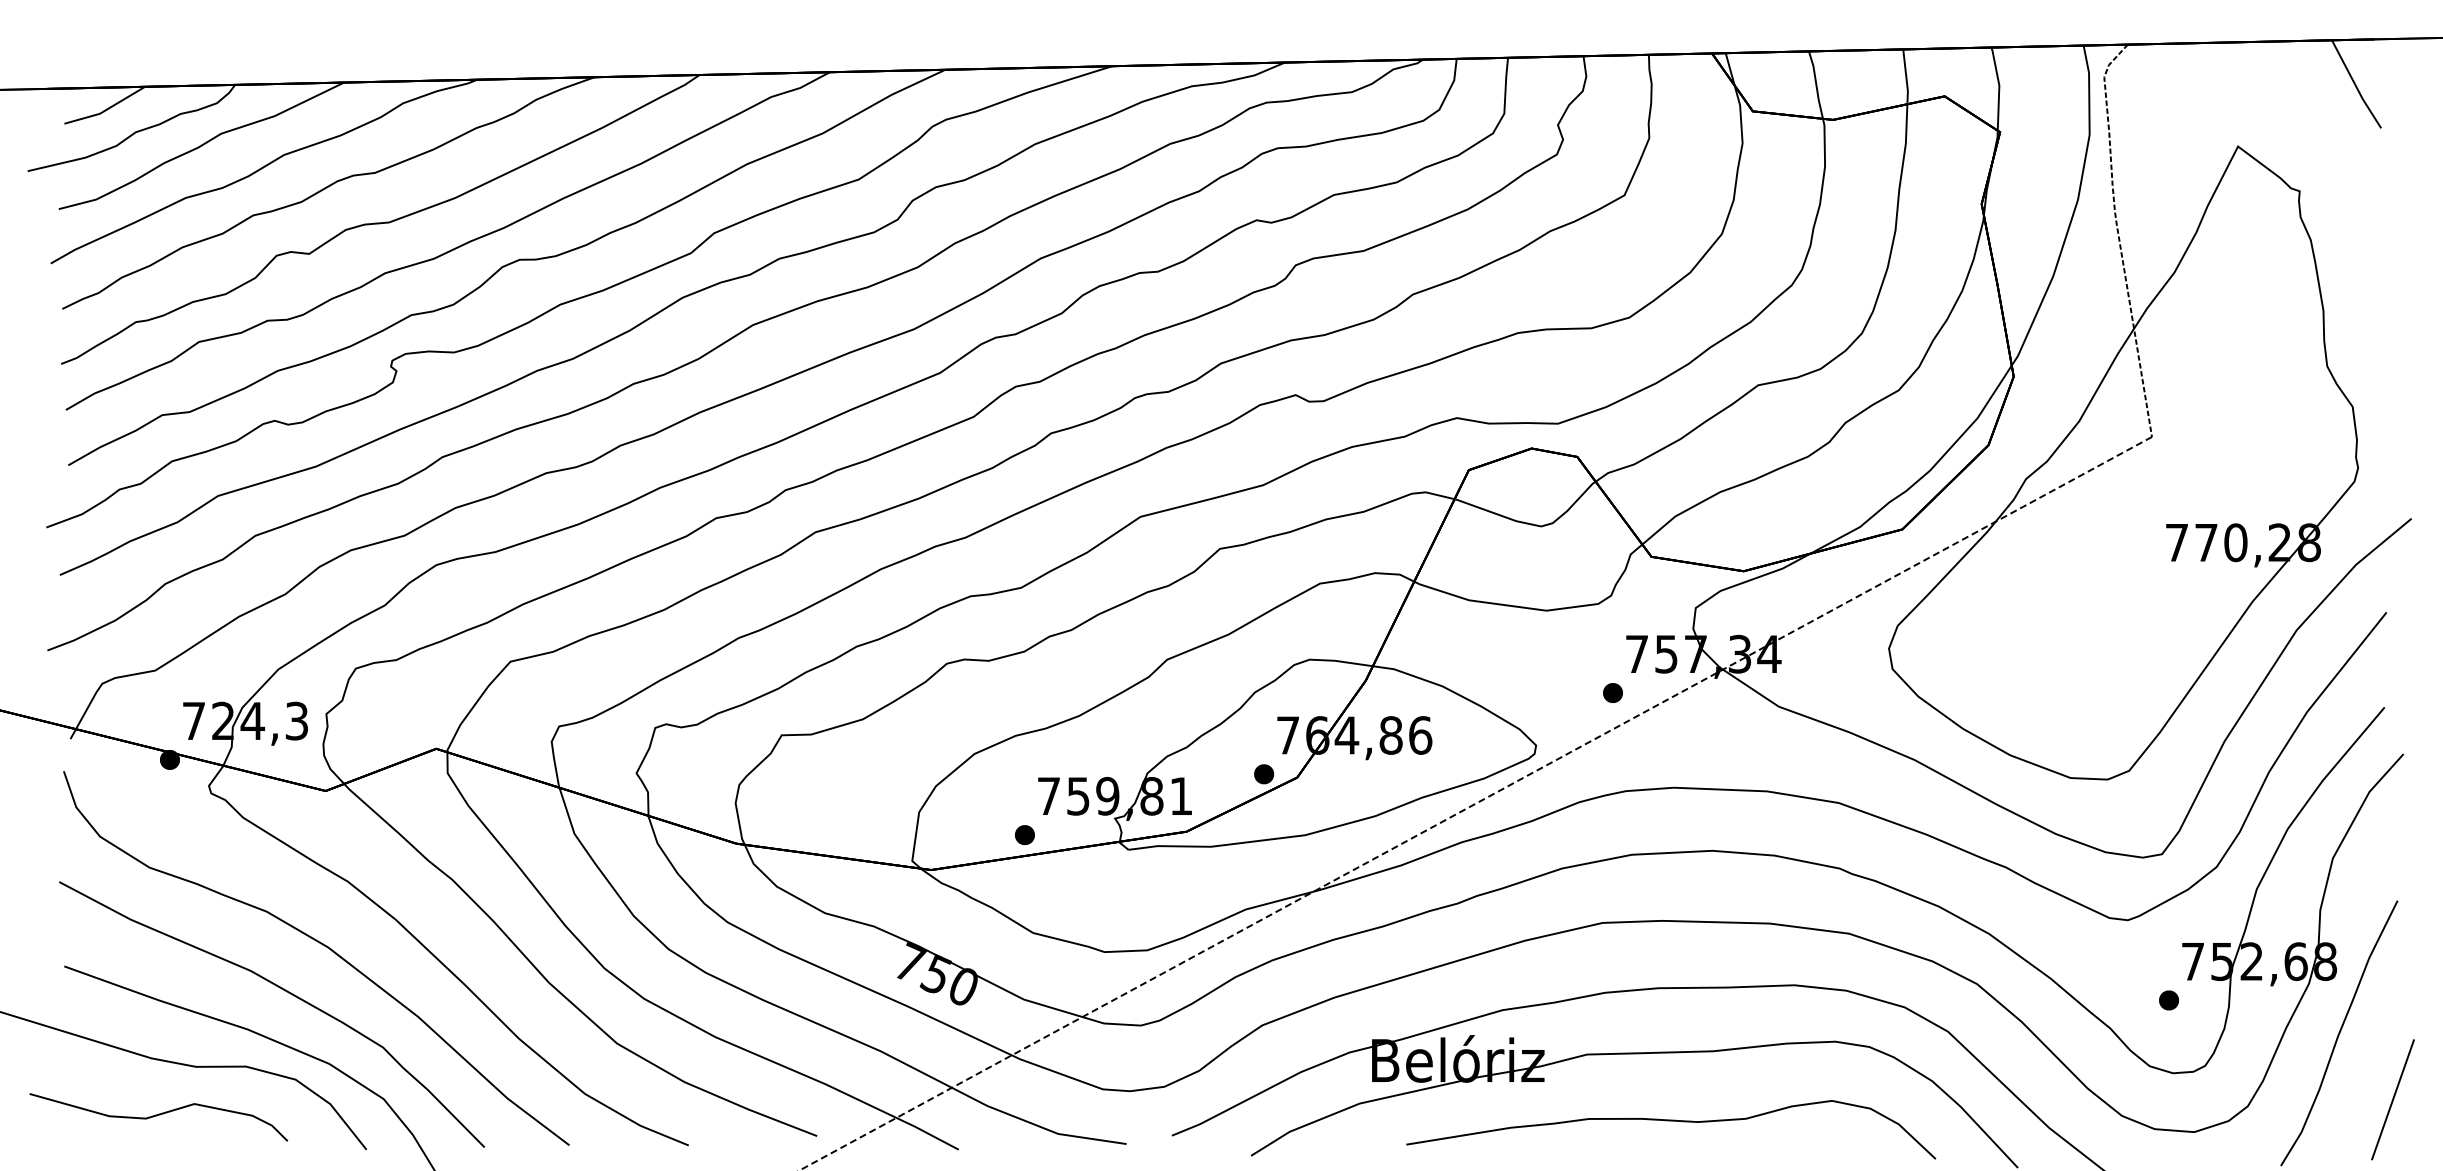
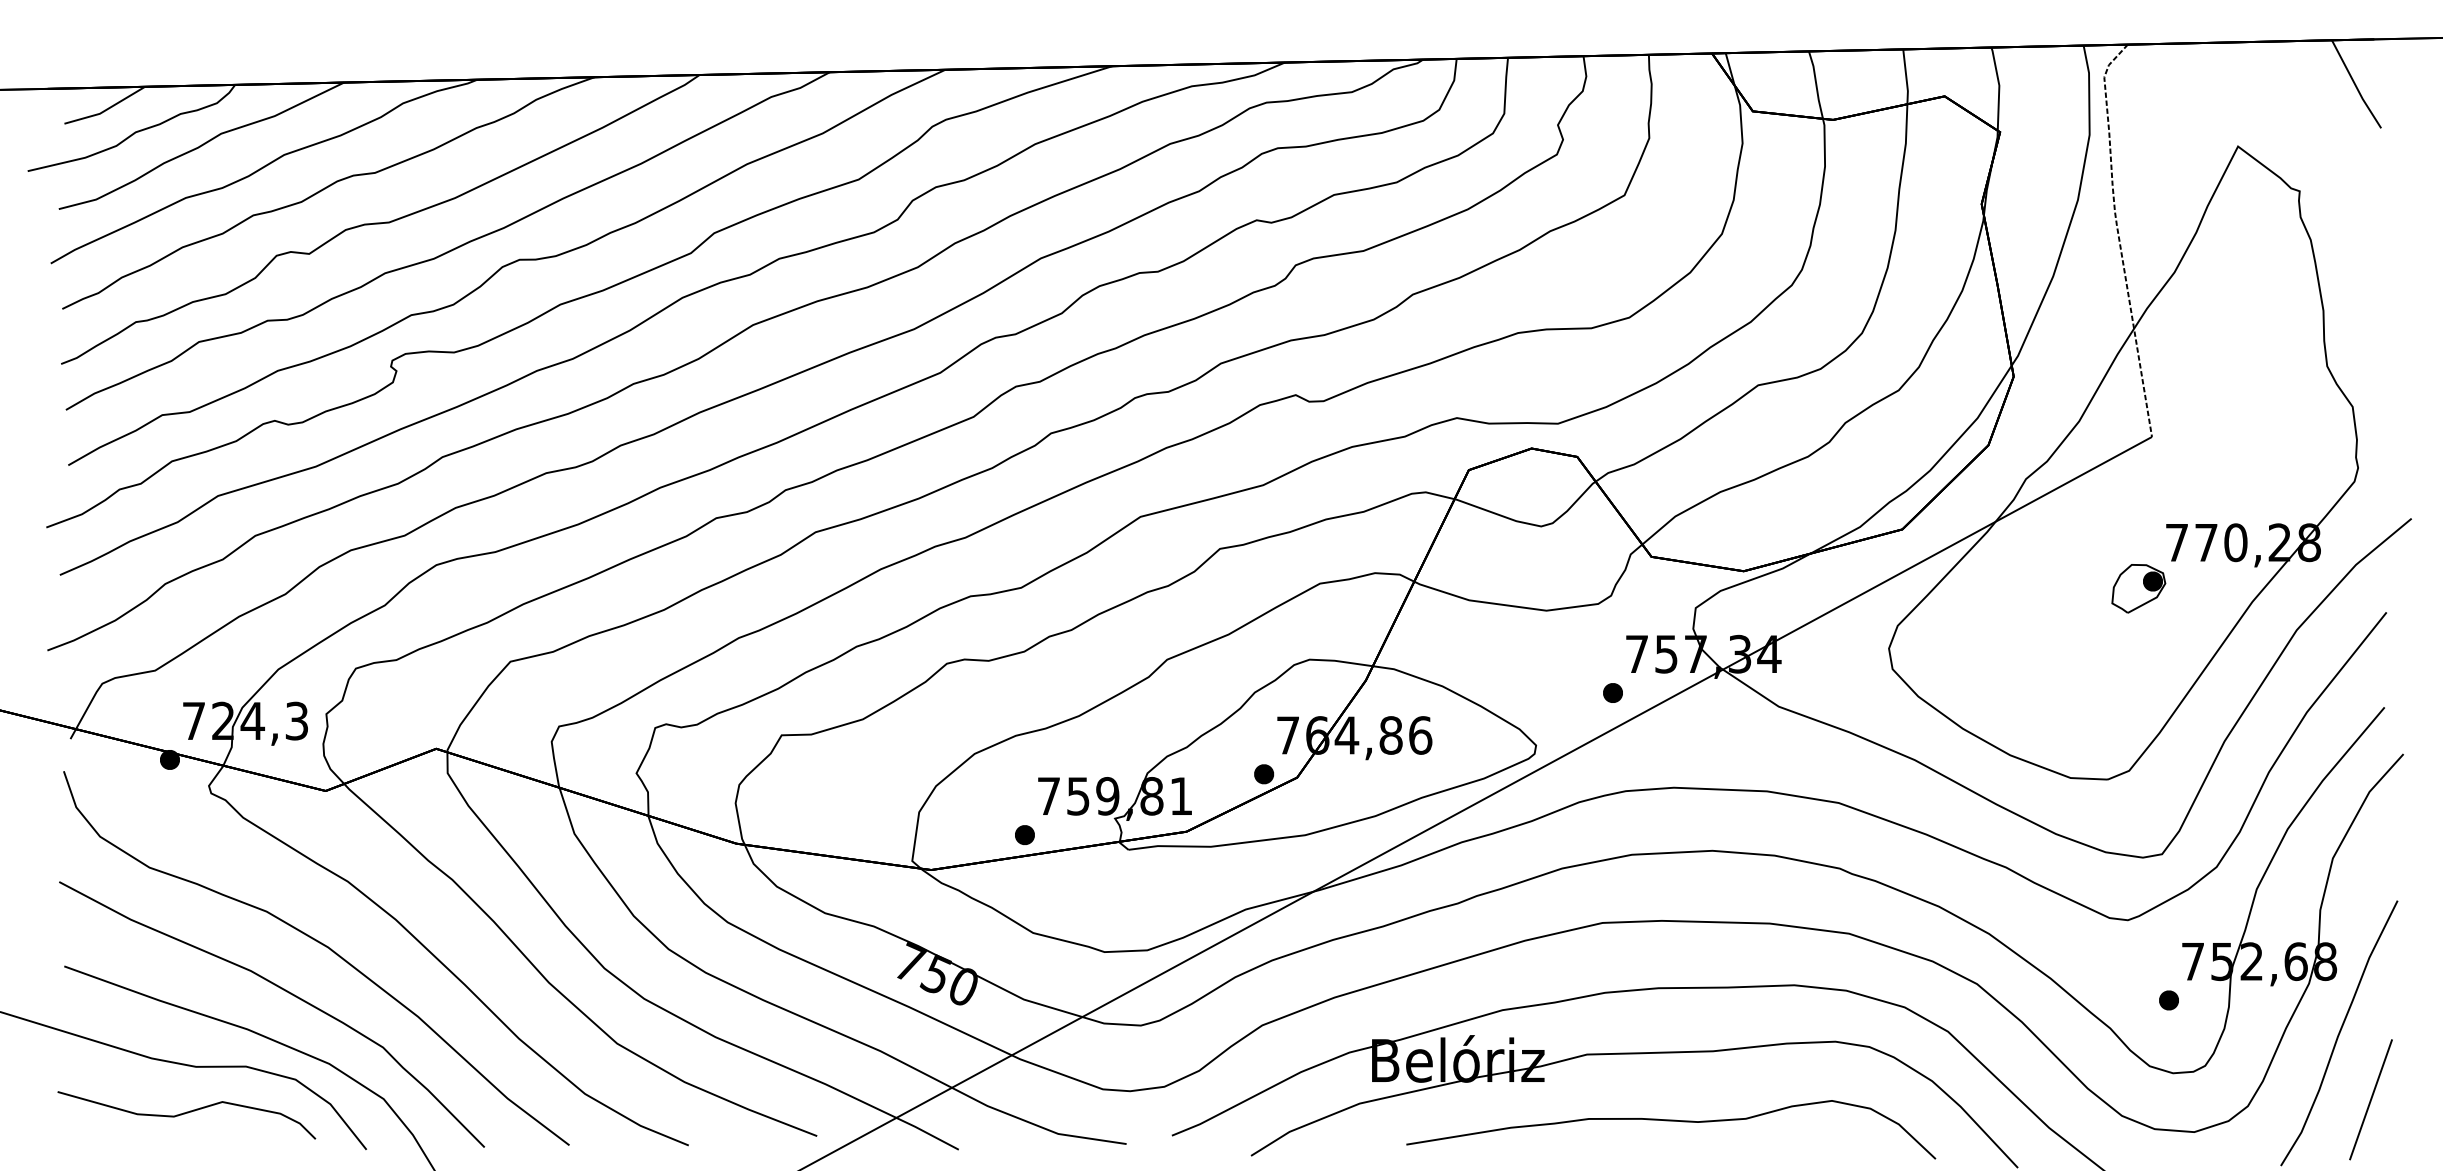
part: none -> present (2138, 588)
line: dashed -> solid (1475, 803)
line position: (2392, 1099) -> (2370, 1099) (2370, 1099)
curve position: (157, 1116) -> (185, 1114) (185, 1114)
